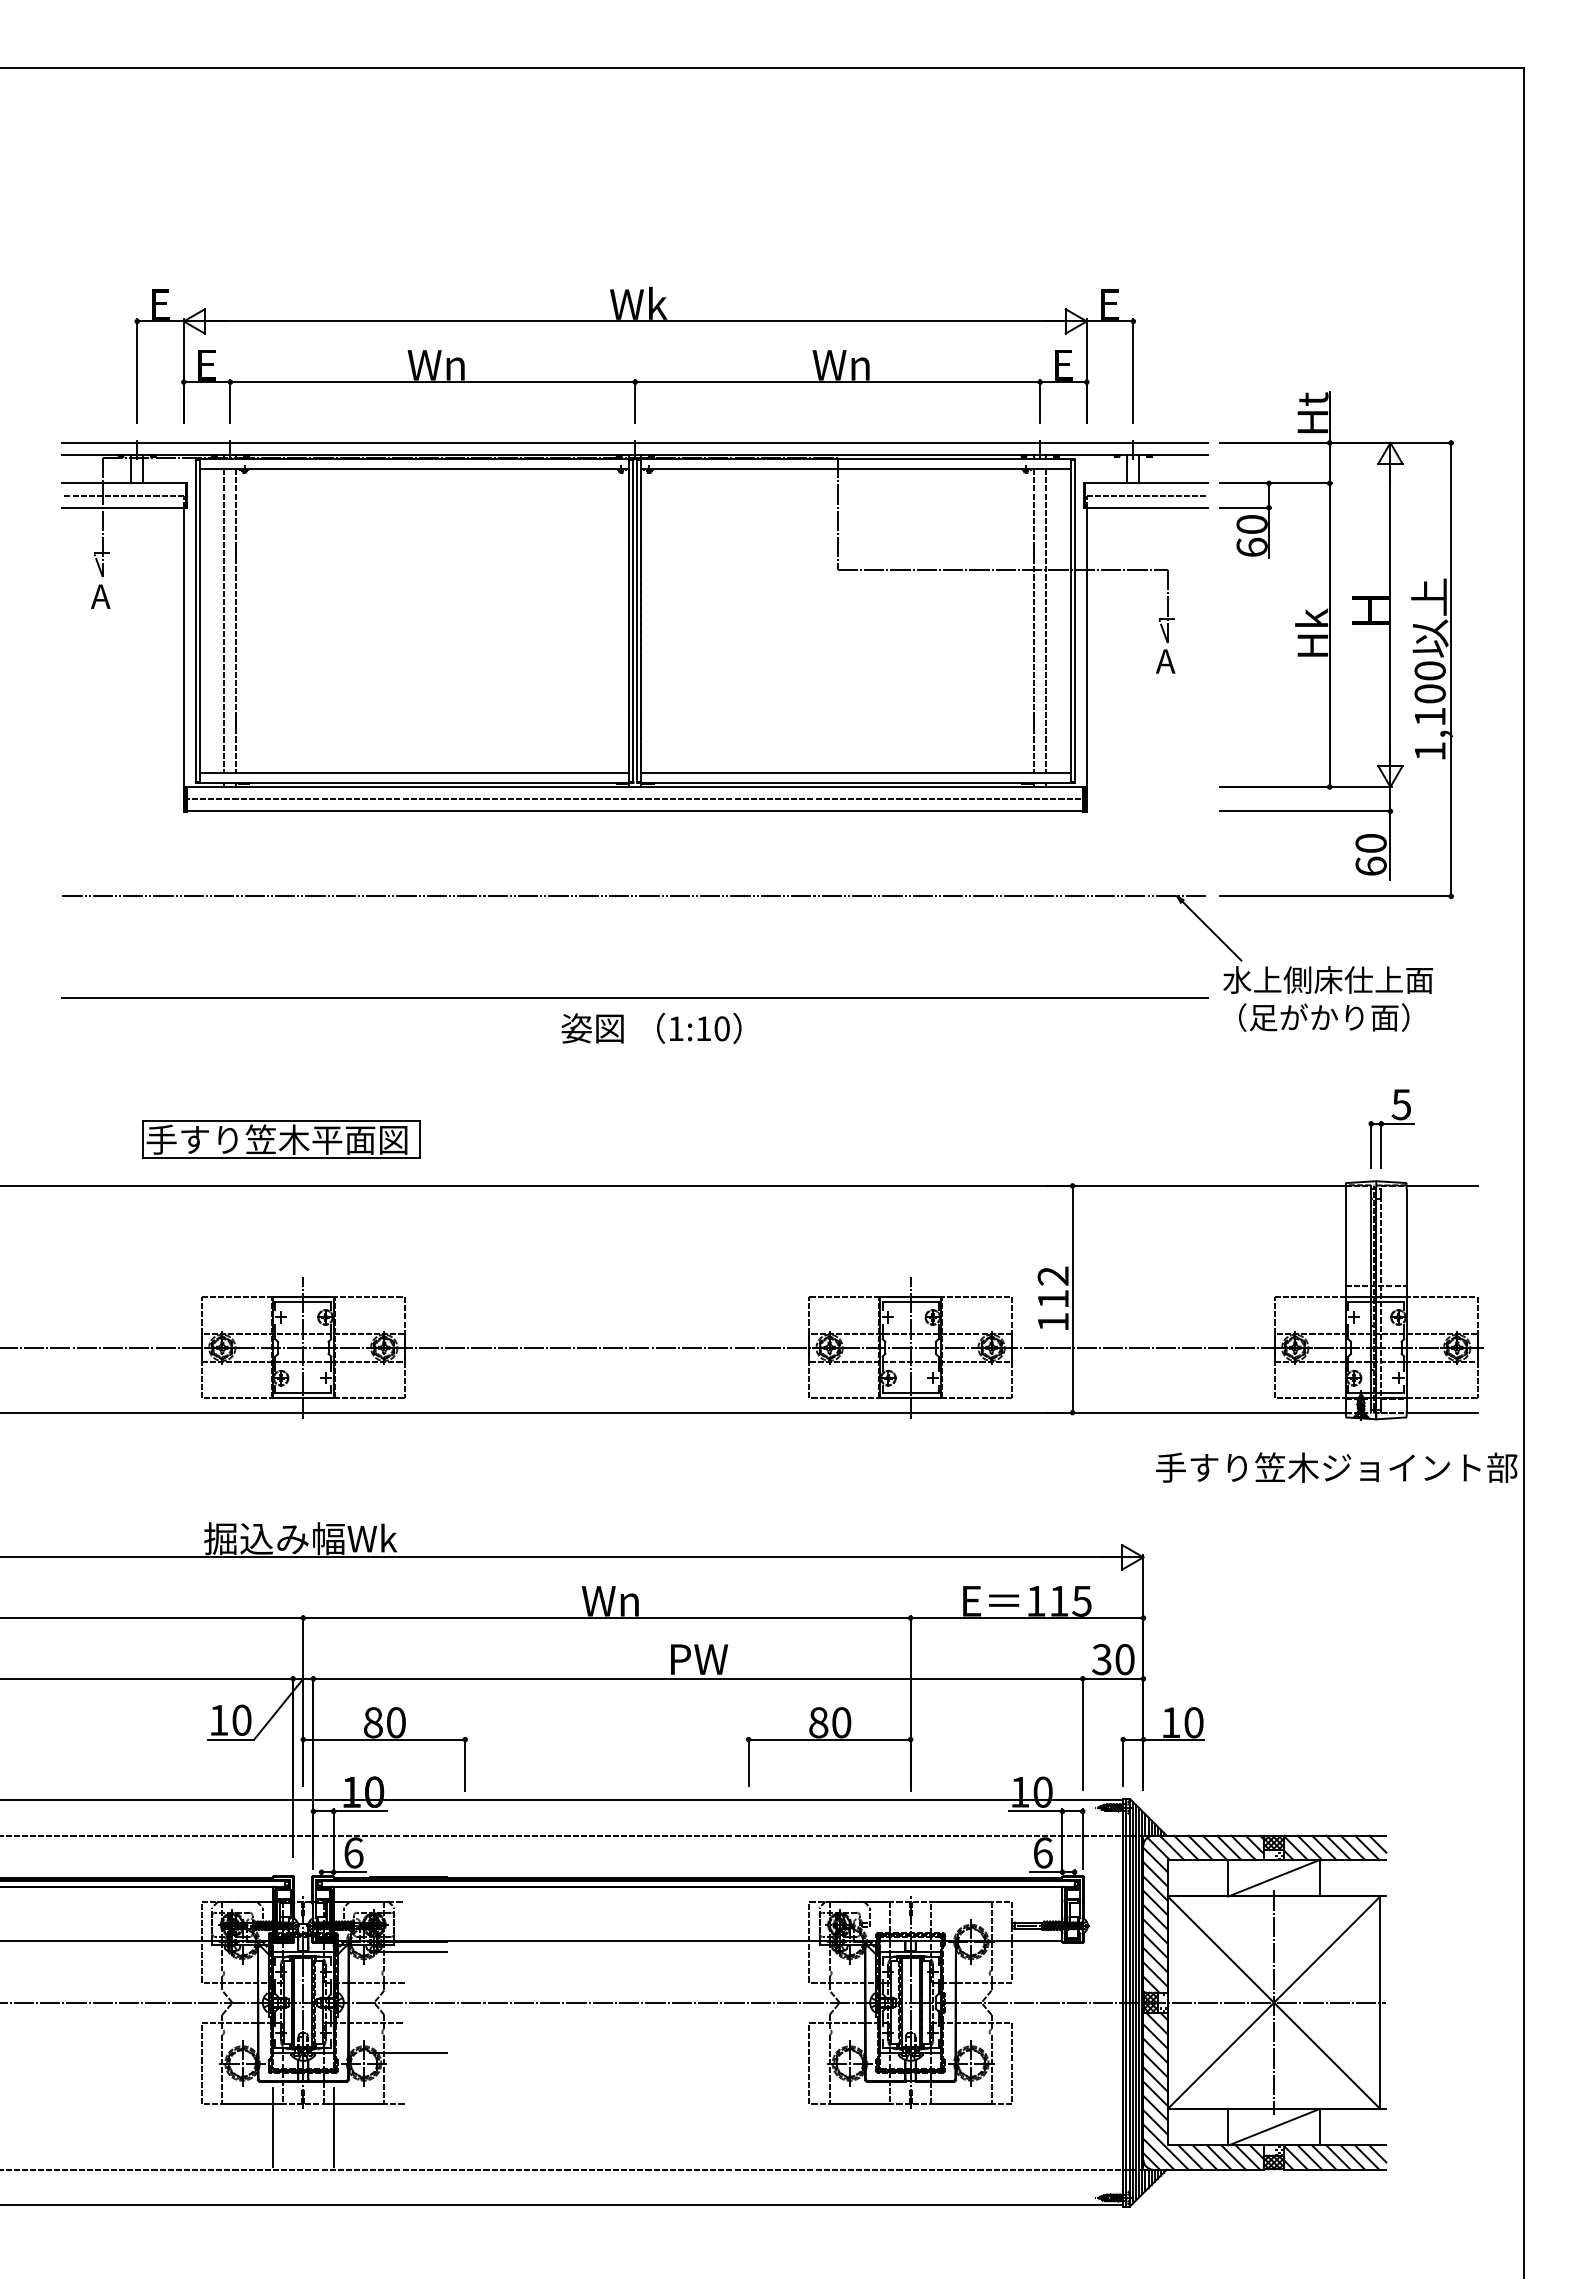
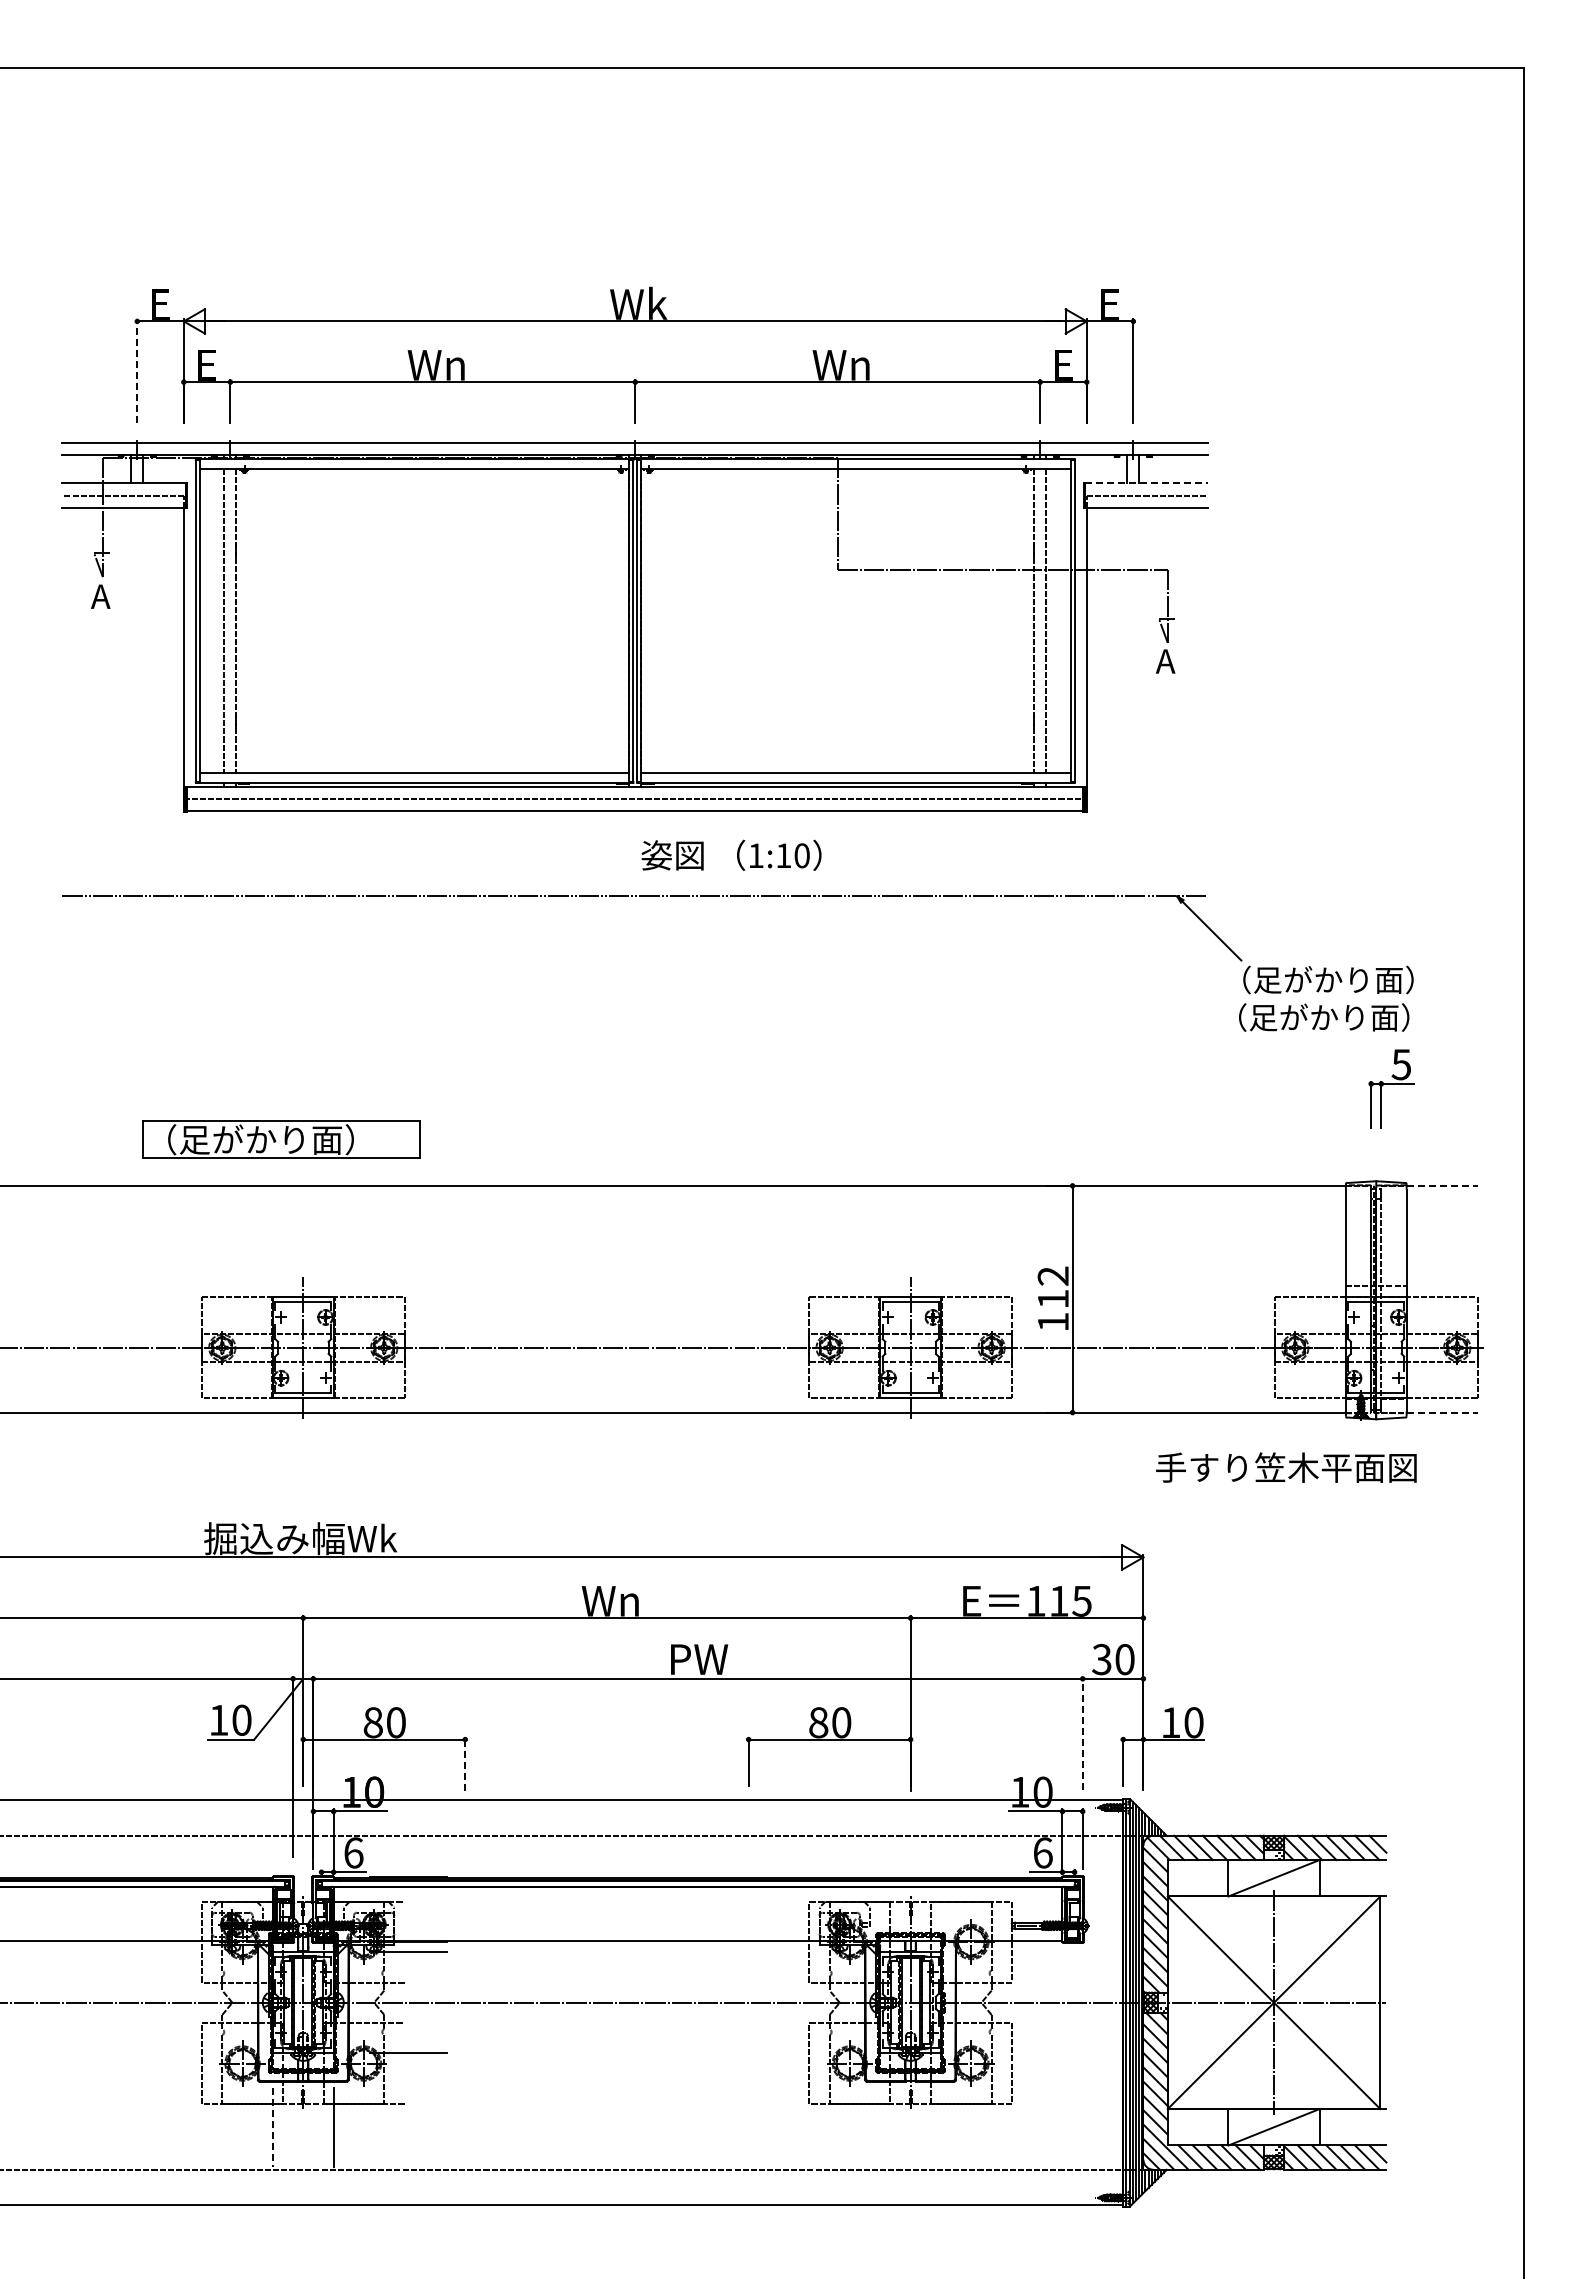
line: solid -> dashed (137, 371)
line: solid -> dashed (1146, 483)
part: present -> none (1336, 644)
text: 水上側床仕上面 -> （足がかり面） (1328, 979)
line: present -> none (635, 997)
text position: (651, 1027) -> (731, 854) (731, 854)
part position: (1391, 1128) -> (1391, 1088) (1391, 1088)
text: 手すり笠木平面図 -> （足がかり面） (276, 1139)
line: solid -> dashed (1442, 1185)
line: solid -> dashed (1442, 1412)
text: 手すり笠木ジョイント部 -> 手すり笠木平面図 (1419, 1467)
line: solid -> dashed (1082, 1733)
line: solid -> dashed (465, 1764)
line: solid -> dashed (272, 2127)
